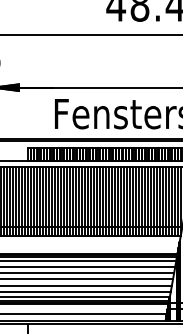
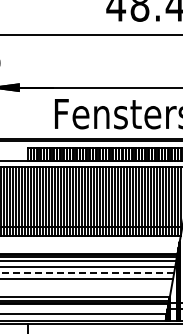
line: solid -> dashed (87, 272)
line: present -> none (86, 285)
line: present -> none (86, 291)
